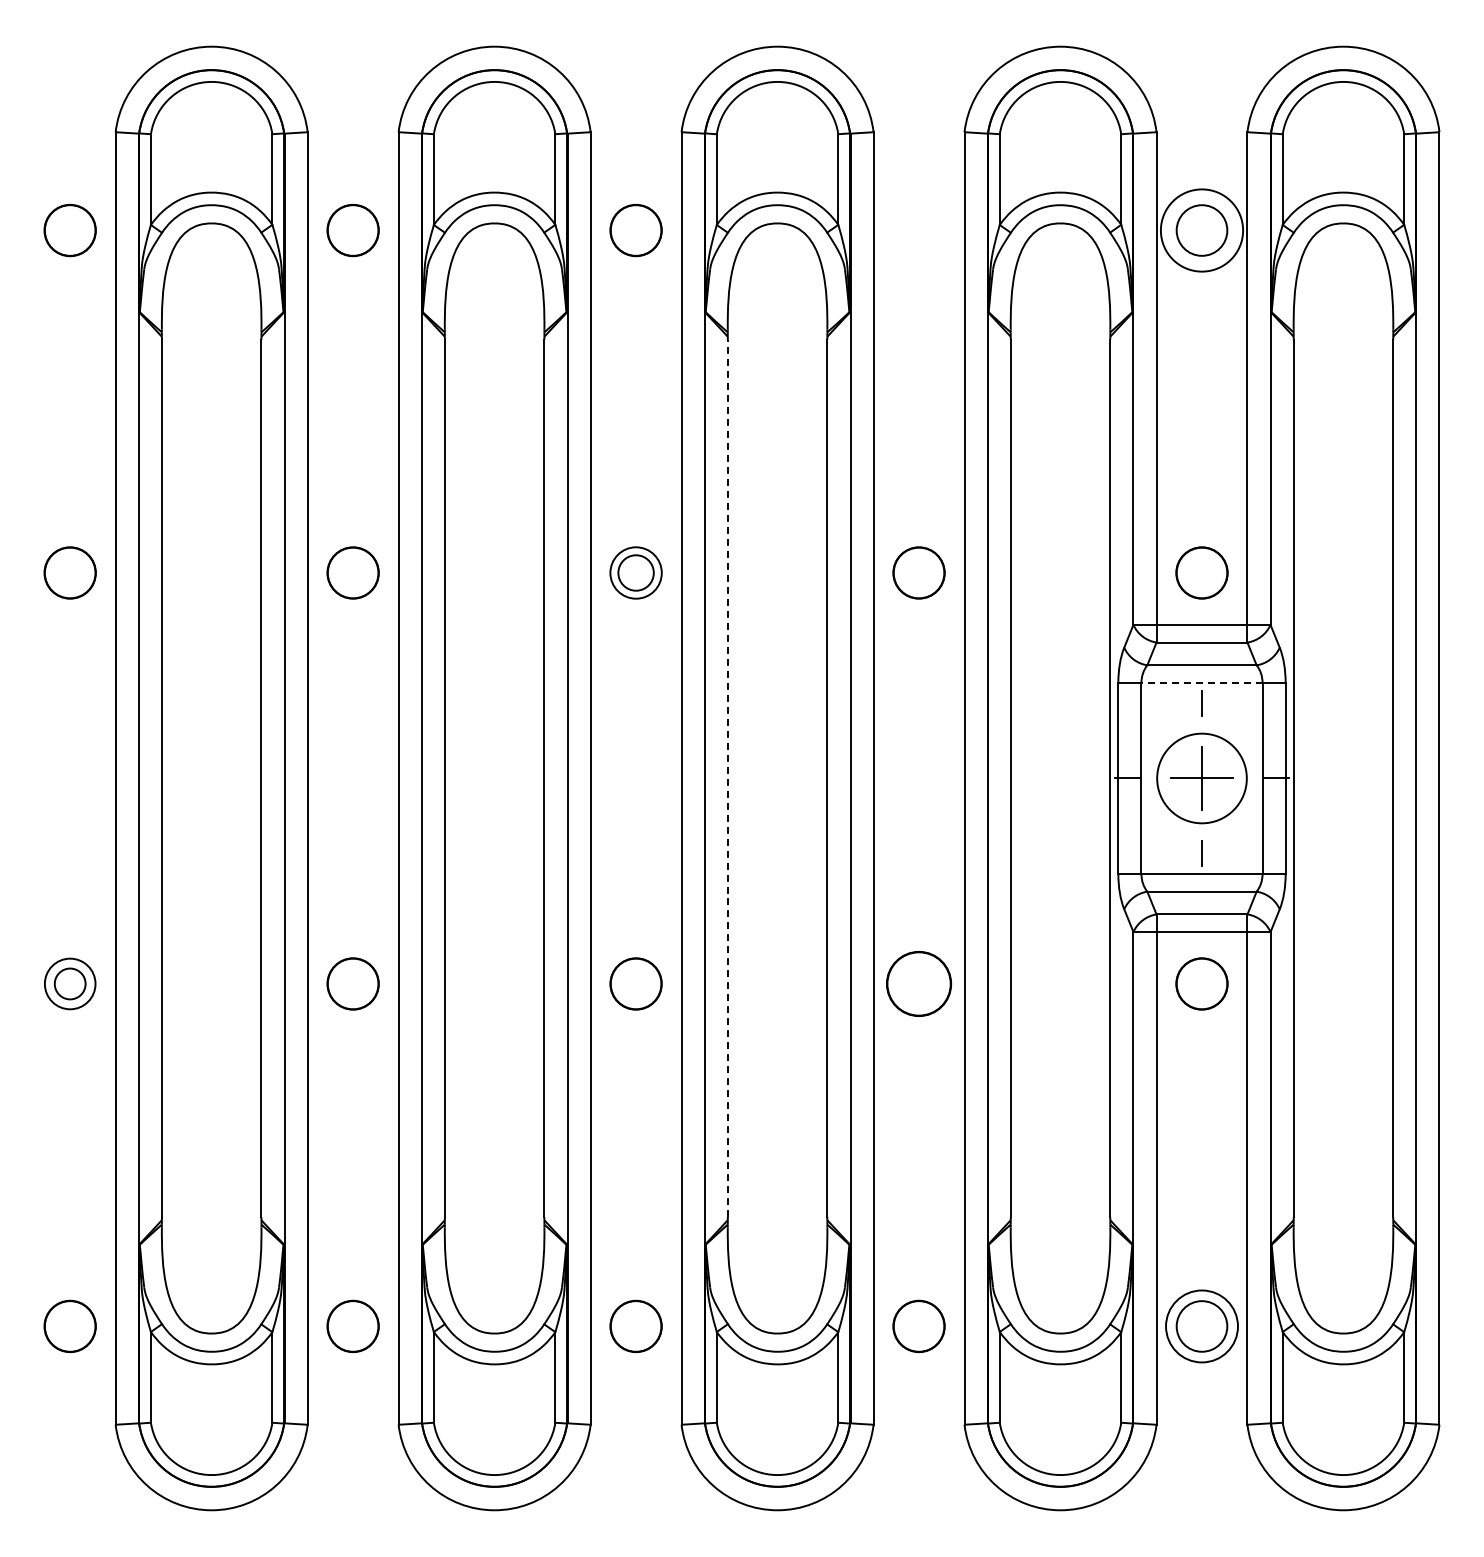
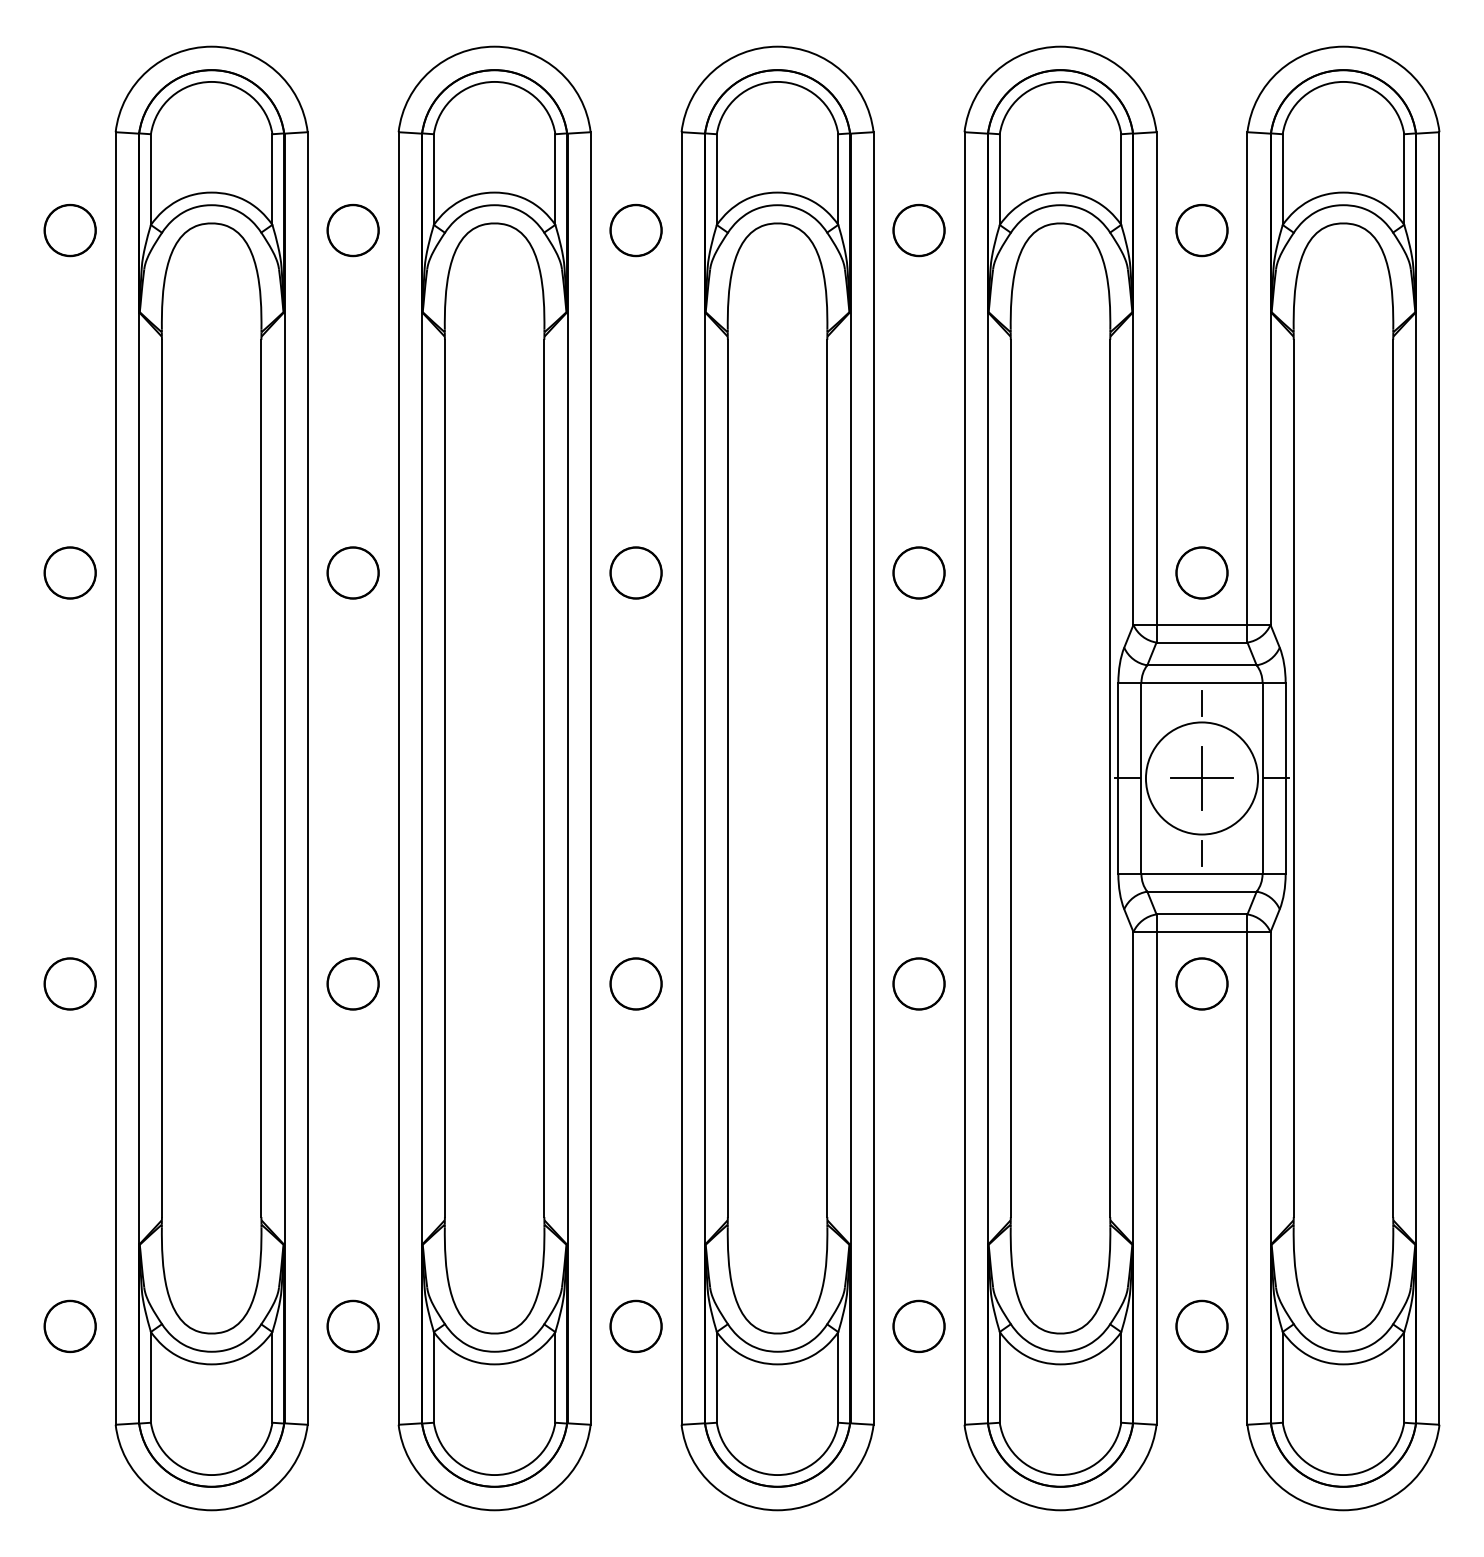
circle: none -> present (918, 230)
circle diameter: 82 px -> 51 px (1201, 230)
circle diameter: 35 px -> 51 px (635, 572)
line: dashed -> solid (1202, 682)
line: dashed -> solid (727, 778)
circle diameter: 90 px -> 112 px (1201, 778)
circle diameter: 31 px -> 51 px (69, 983)
circle size: 67x66 px -> 54x54 px (918, 983)
circle diameter: 72 px -> 51 px (1201, 1326)
